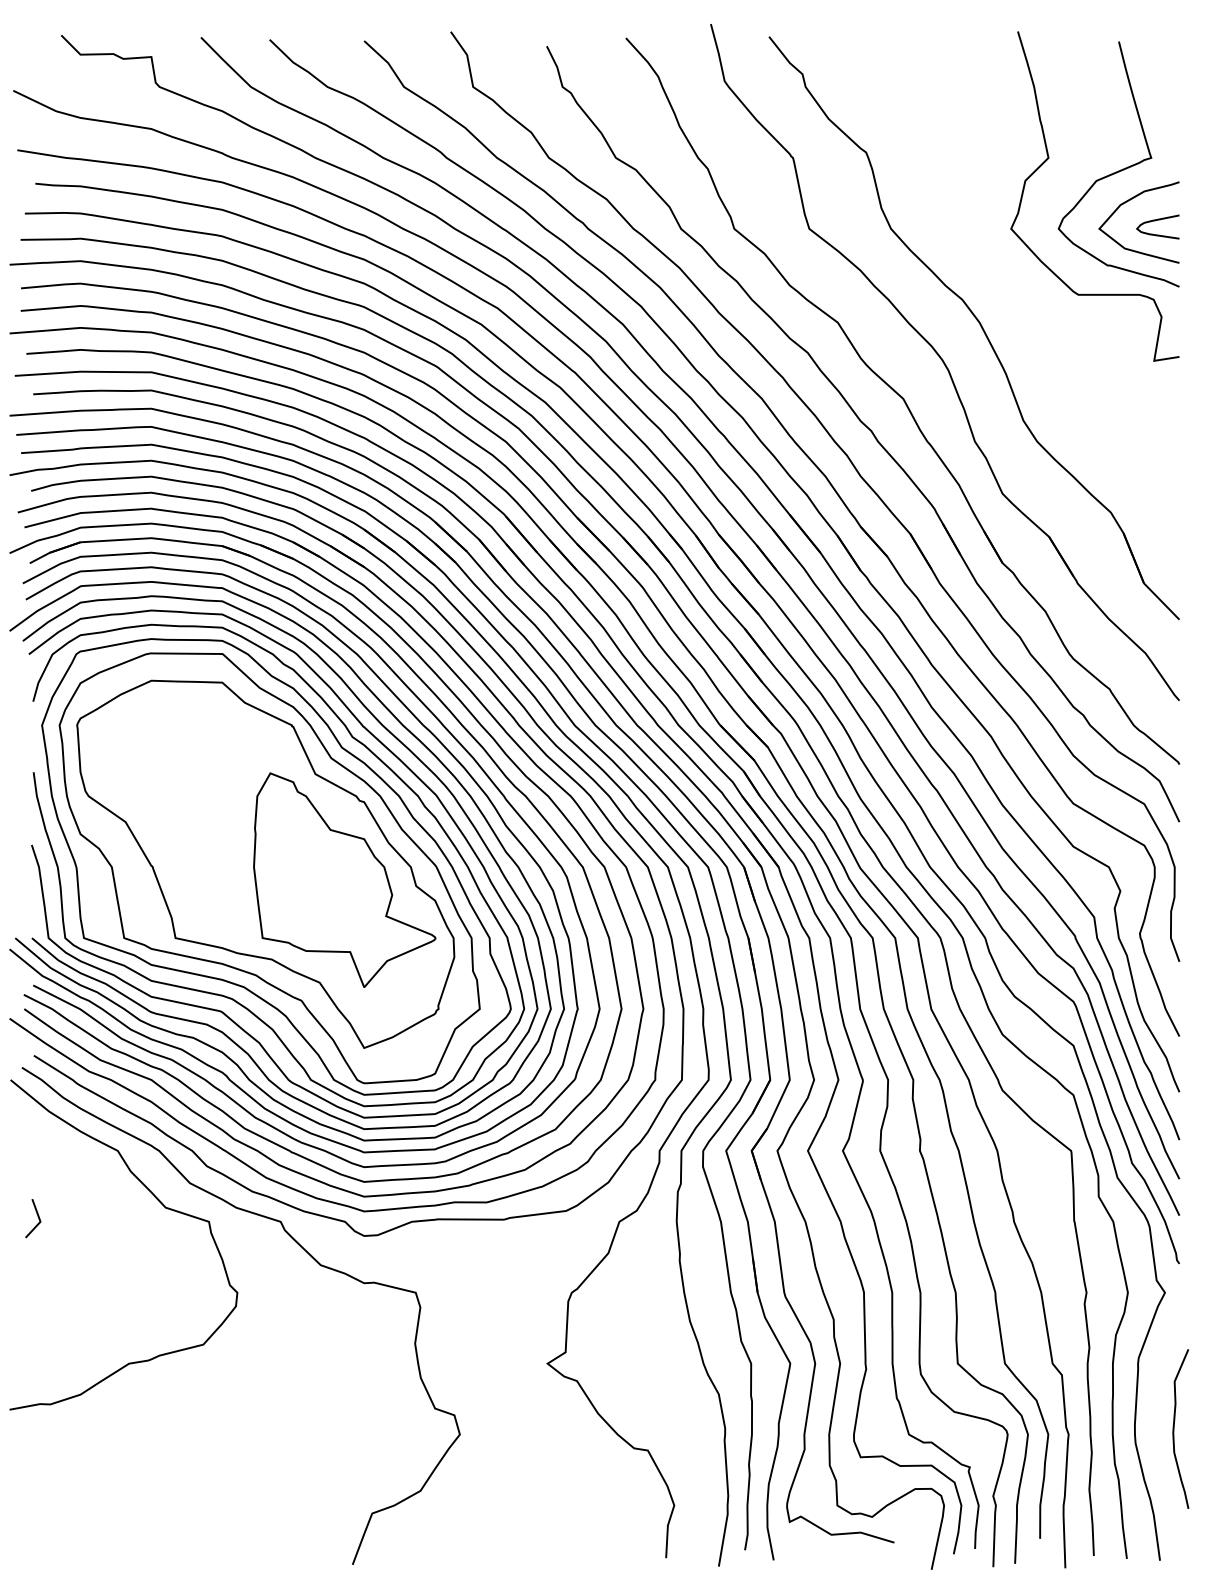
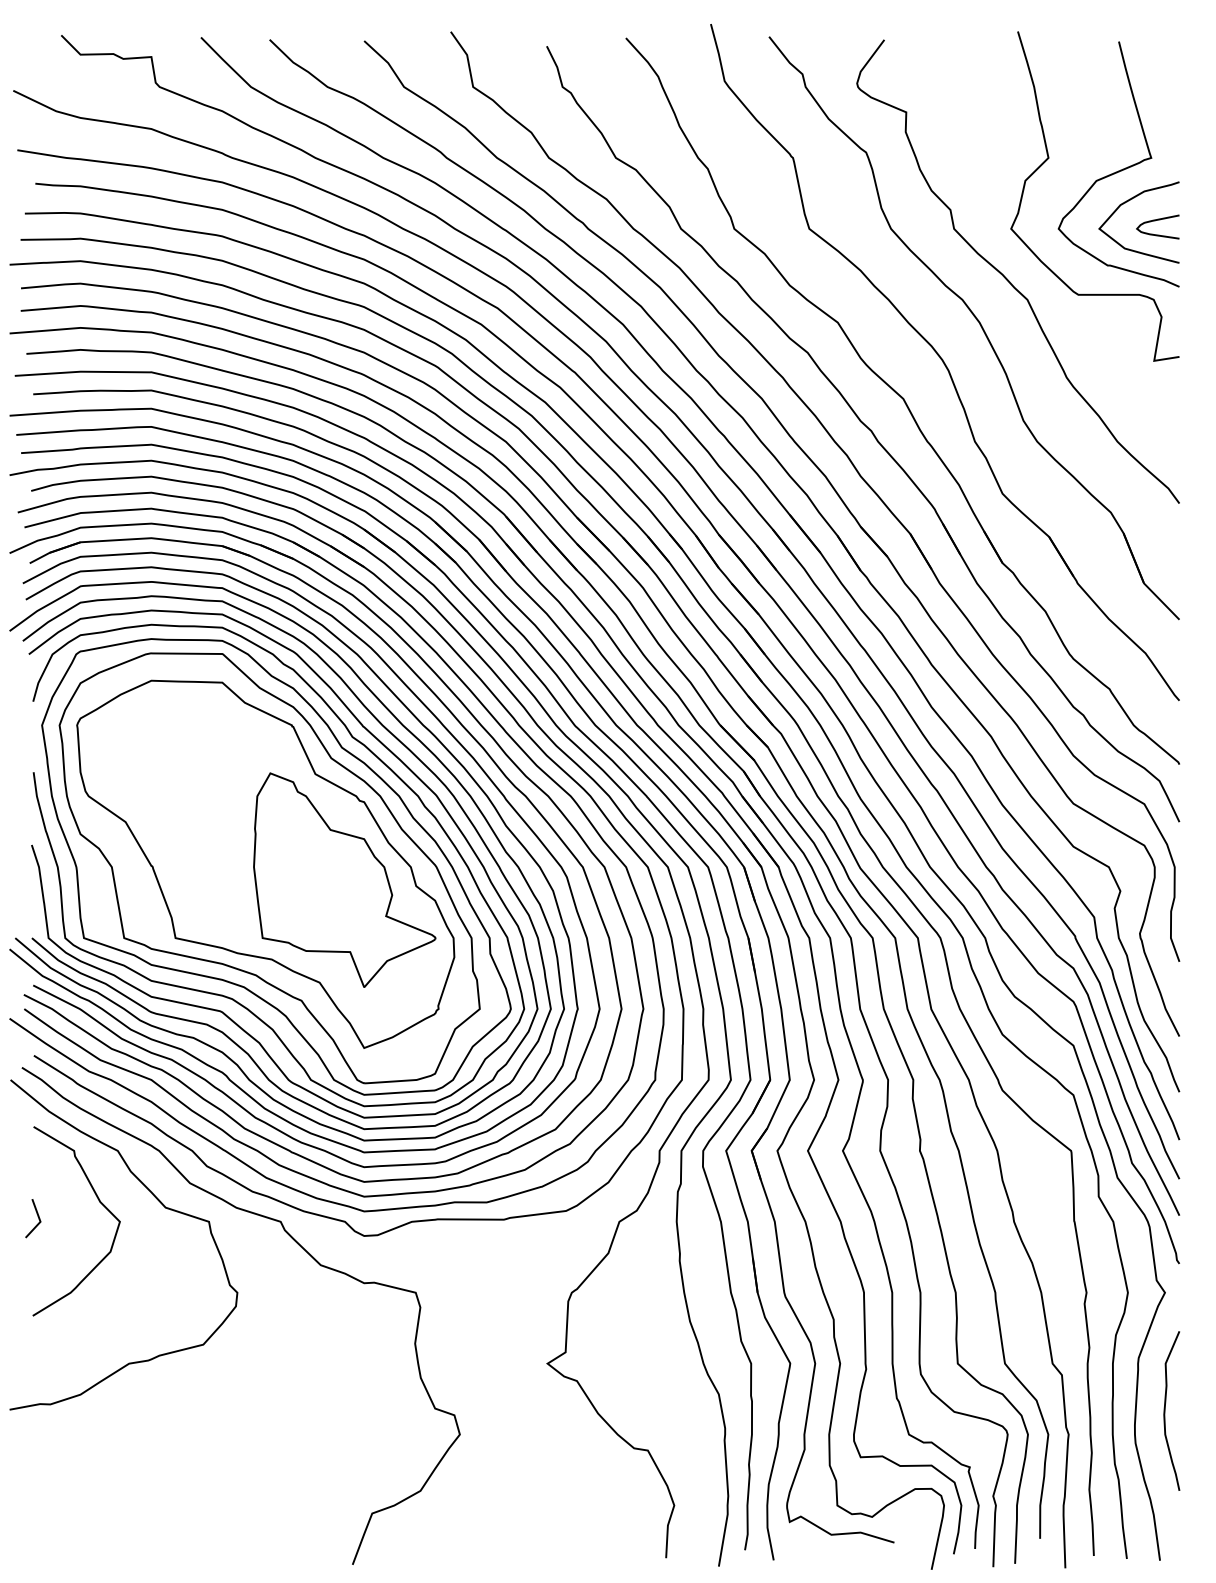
curve: none -> present (1008, 279)
curve: none -> present (99, 1202)
curve position: (1174, 1428) -> (1165, 1410) (1165, 1410)
